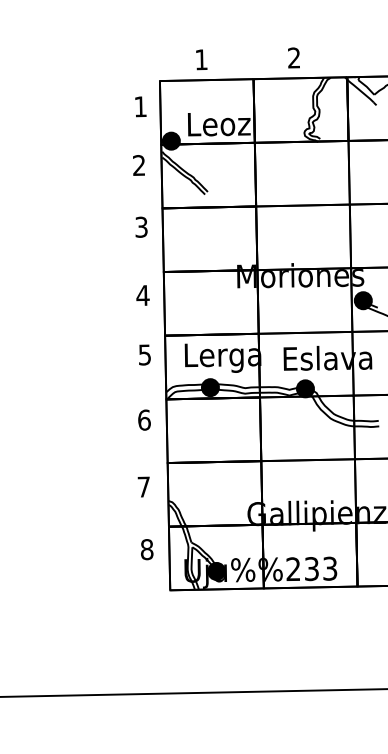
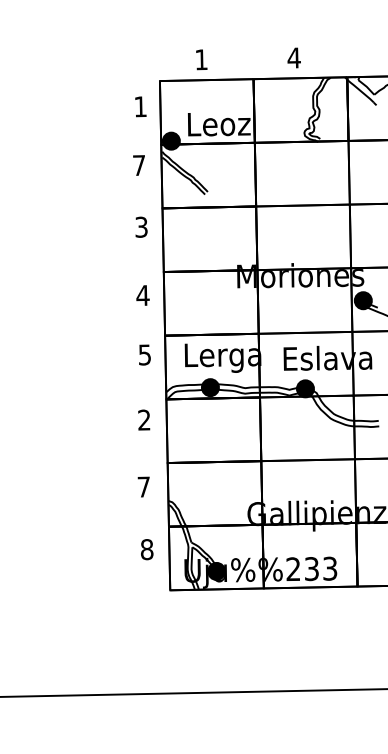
text: 2 -> 4 (293, 57)
text: 2 -> 7 (138, 165)
text: 6 -> 2 (144, 419)
